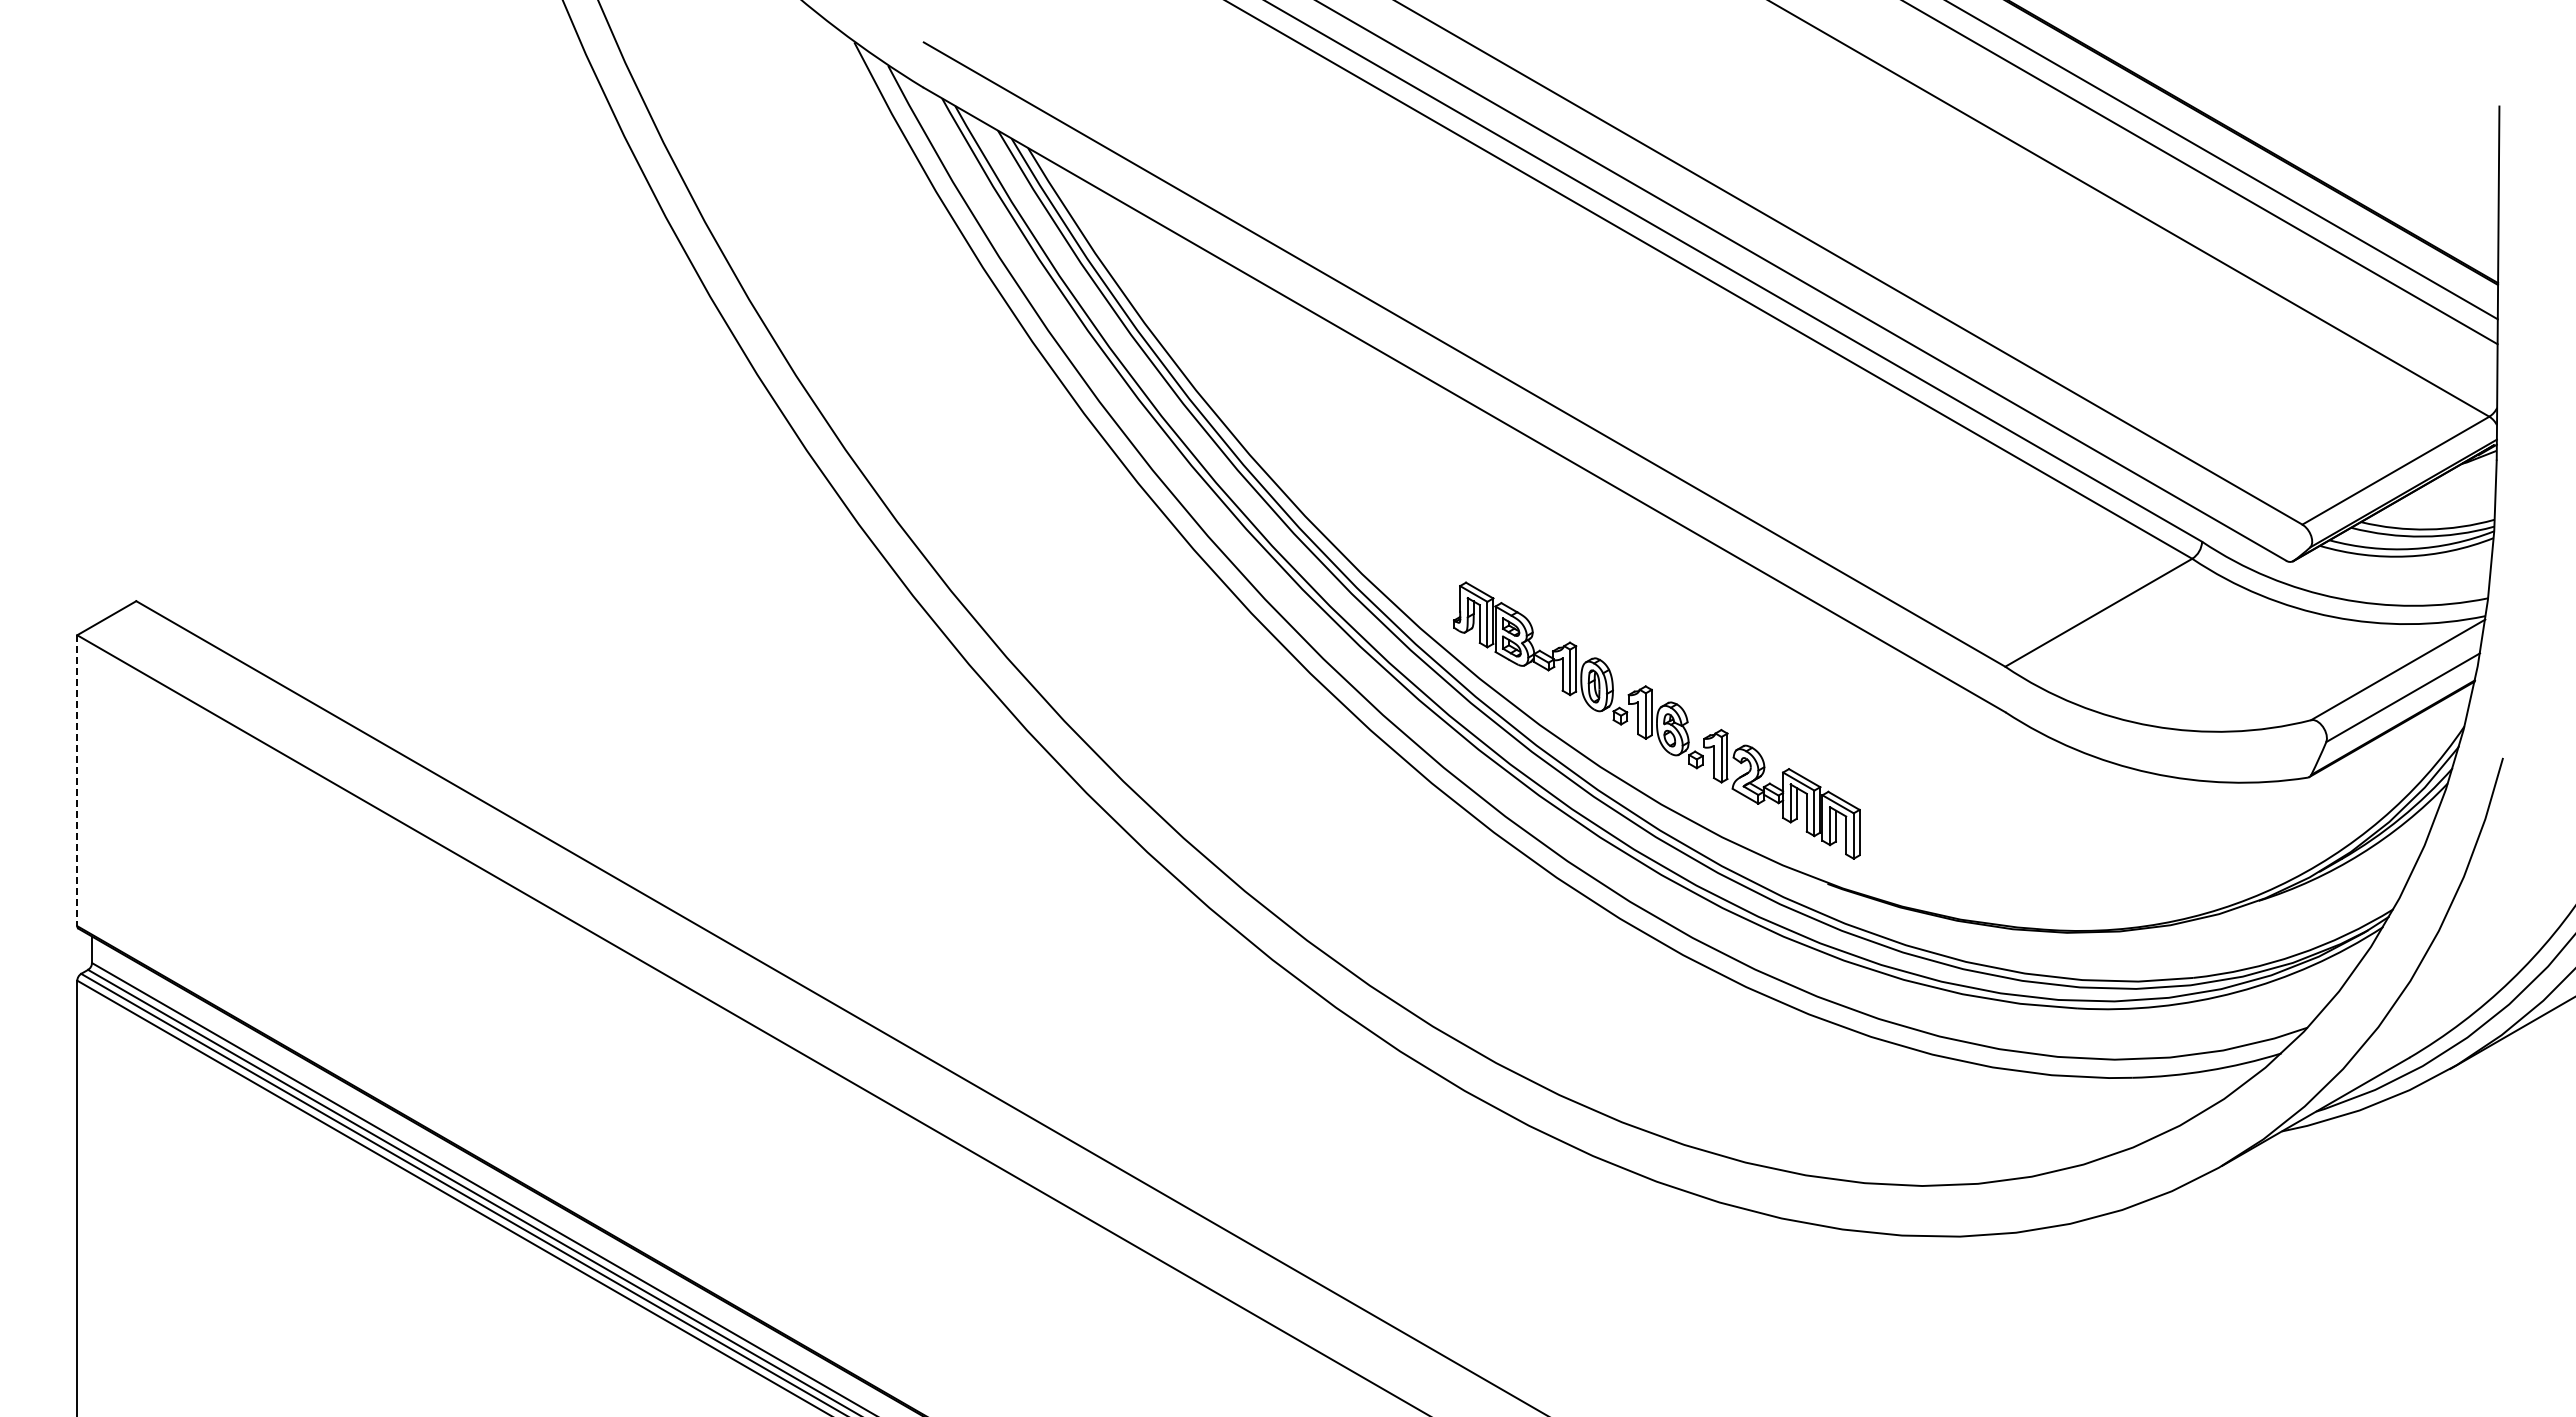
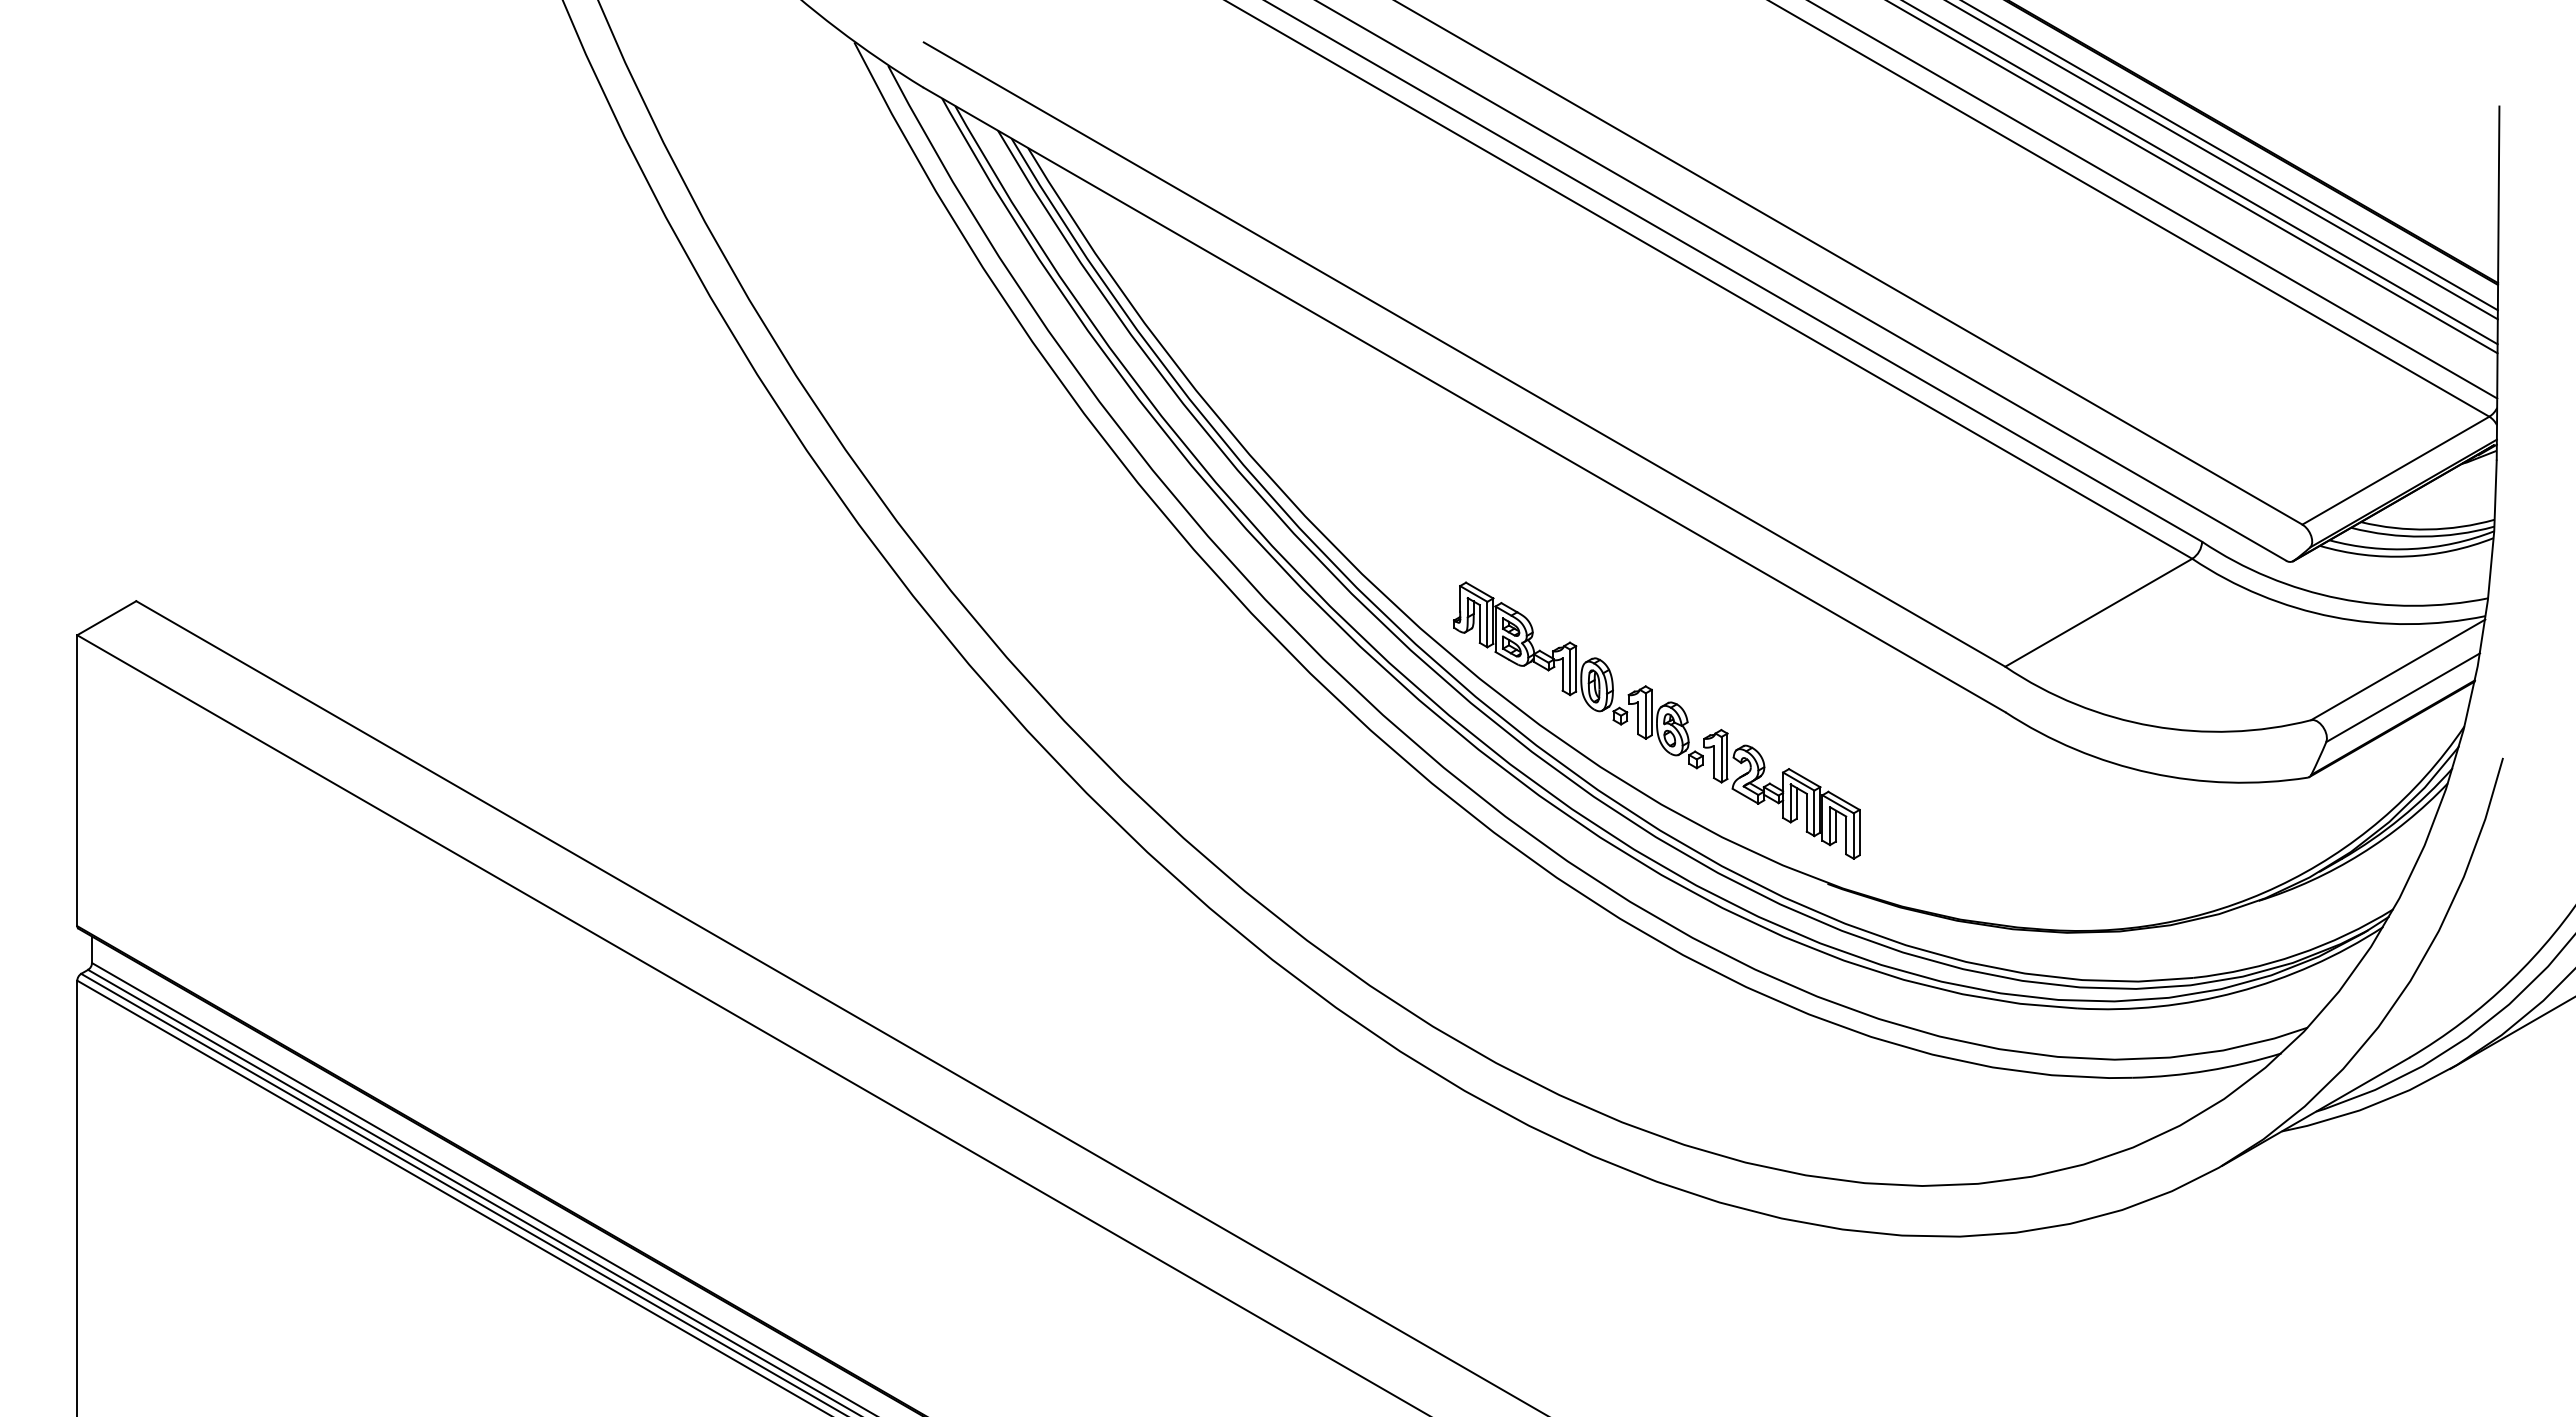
line: none -> present (2230, 156)
line: none -> present (2193, 177)
line: none -> present (2154, 200)
line: dashed -> solid (77, 781)
